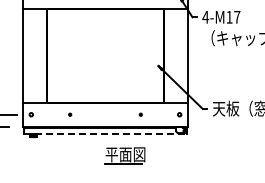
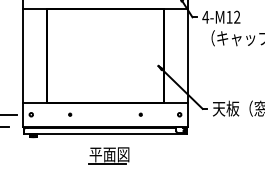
text: 4-M17 -> 4-M12 (237, 16)
line: dashed -> solid (106, 133)
part position: (124, 155) -> (108, 155) (108, 155)
